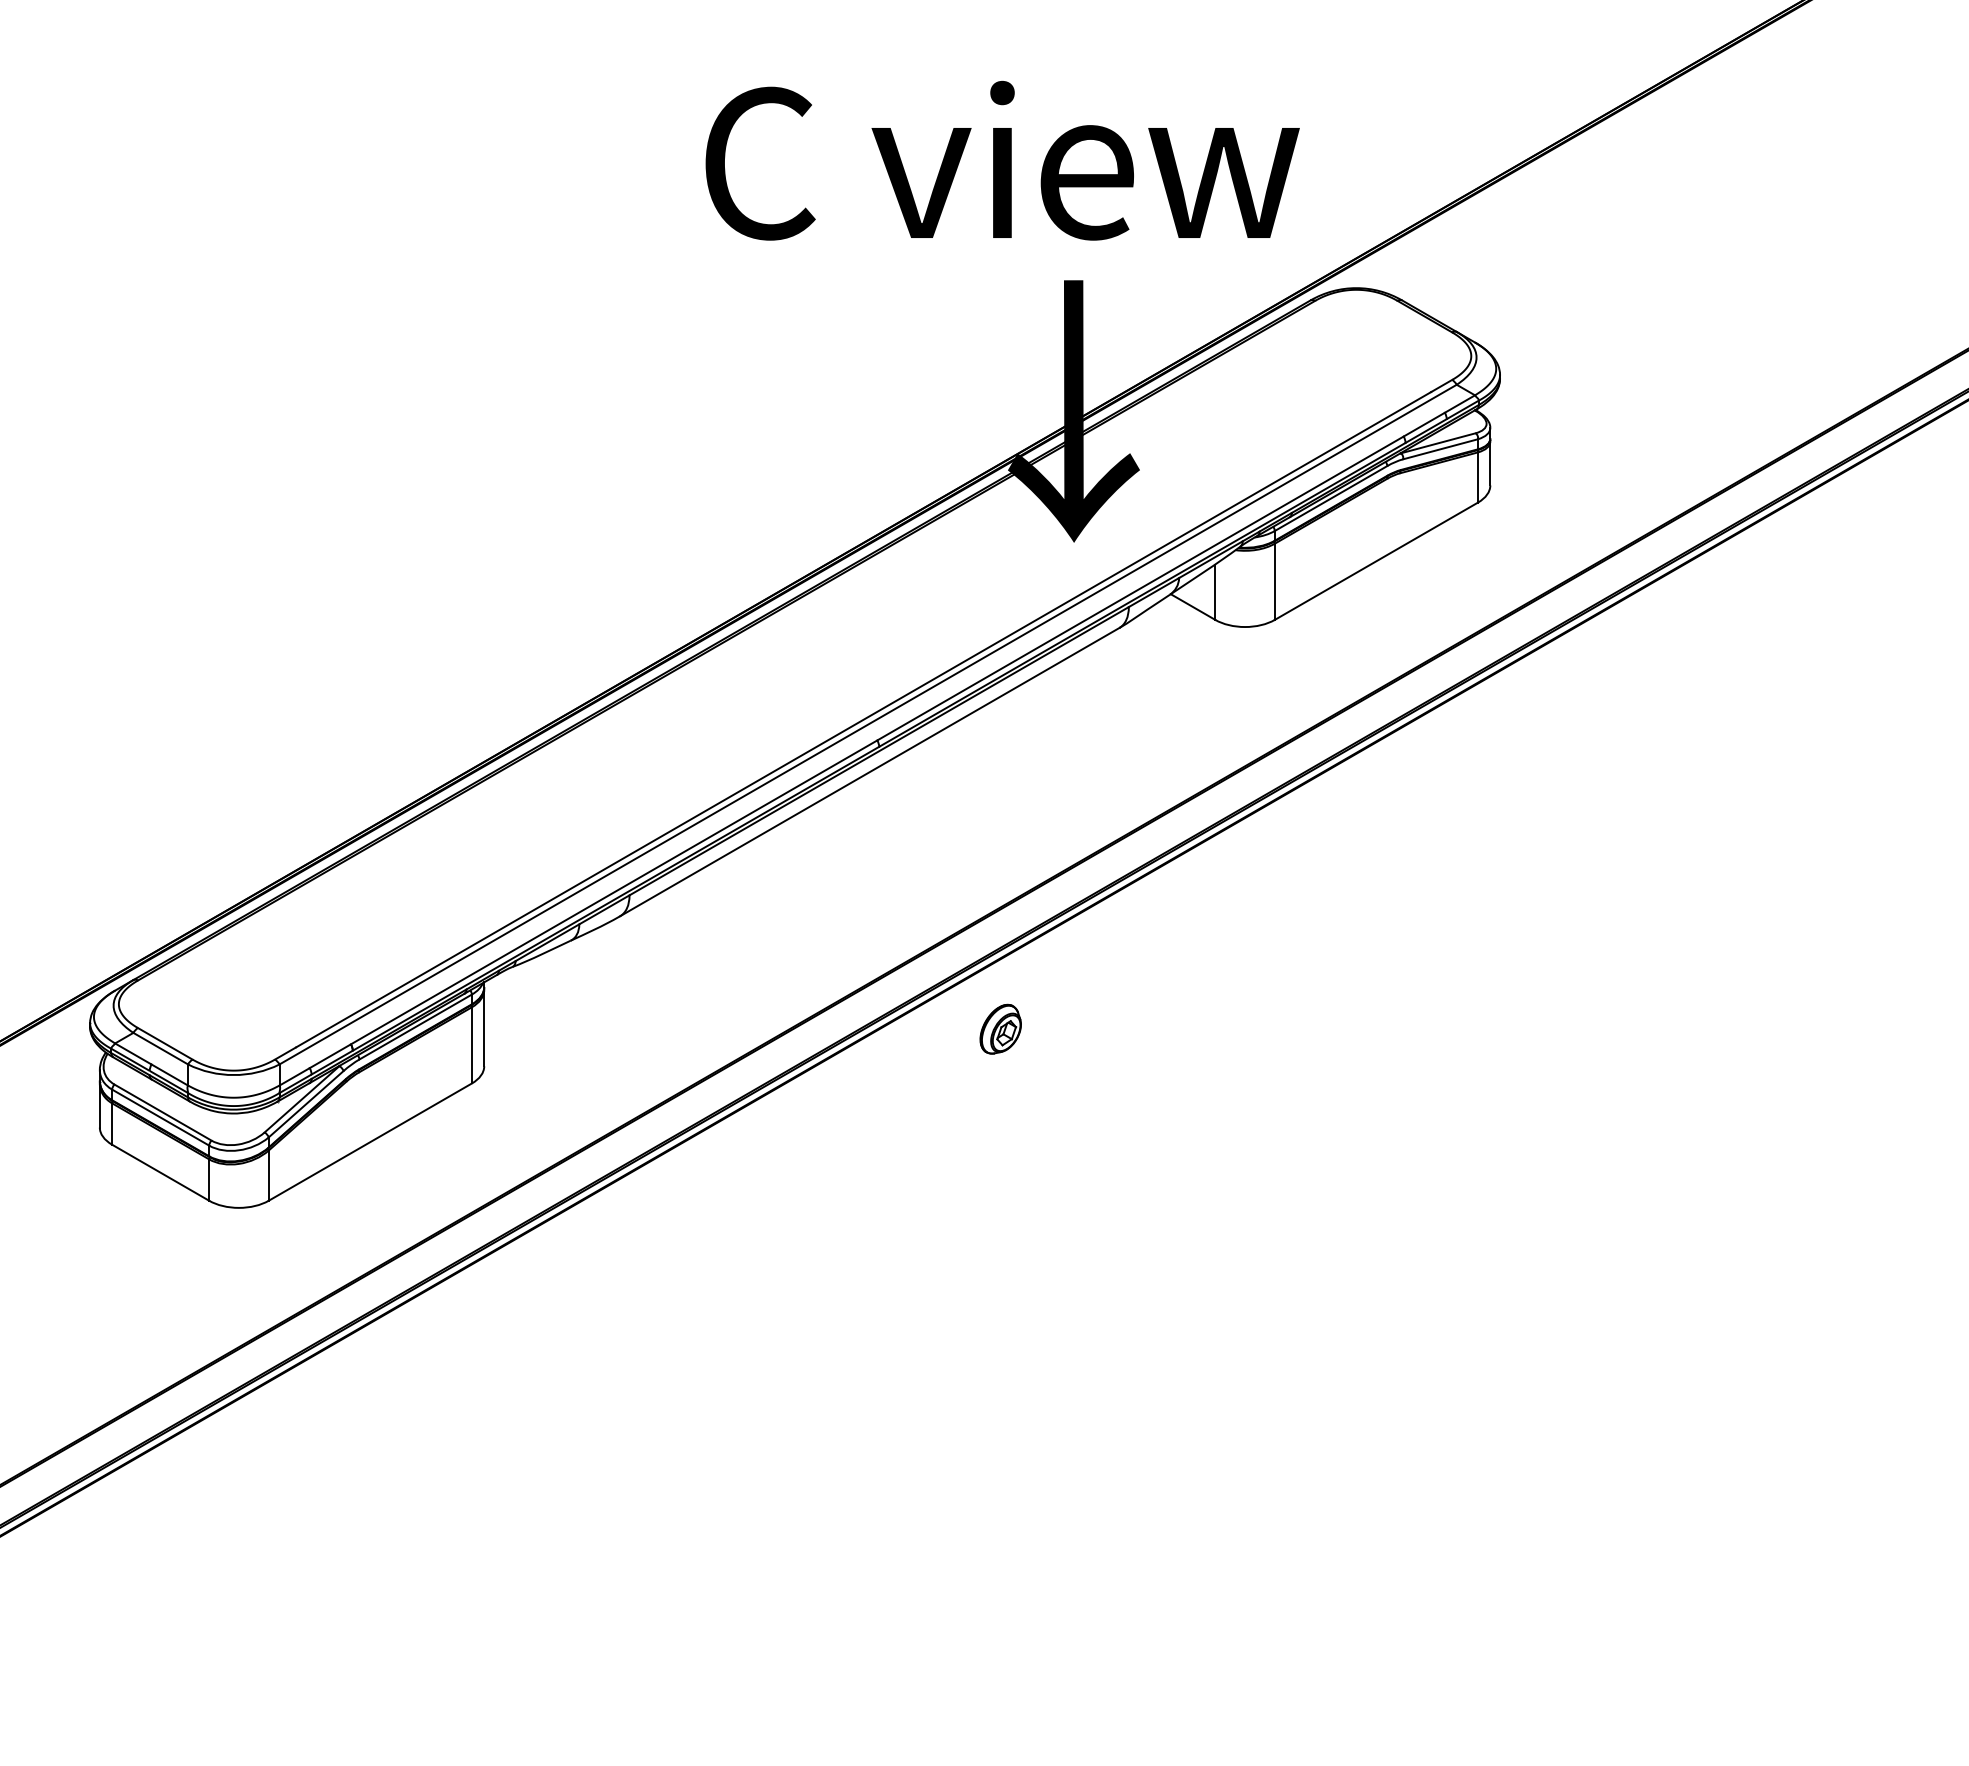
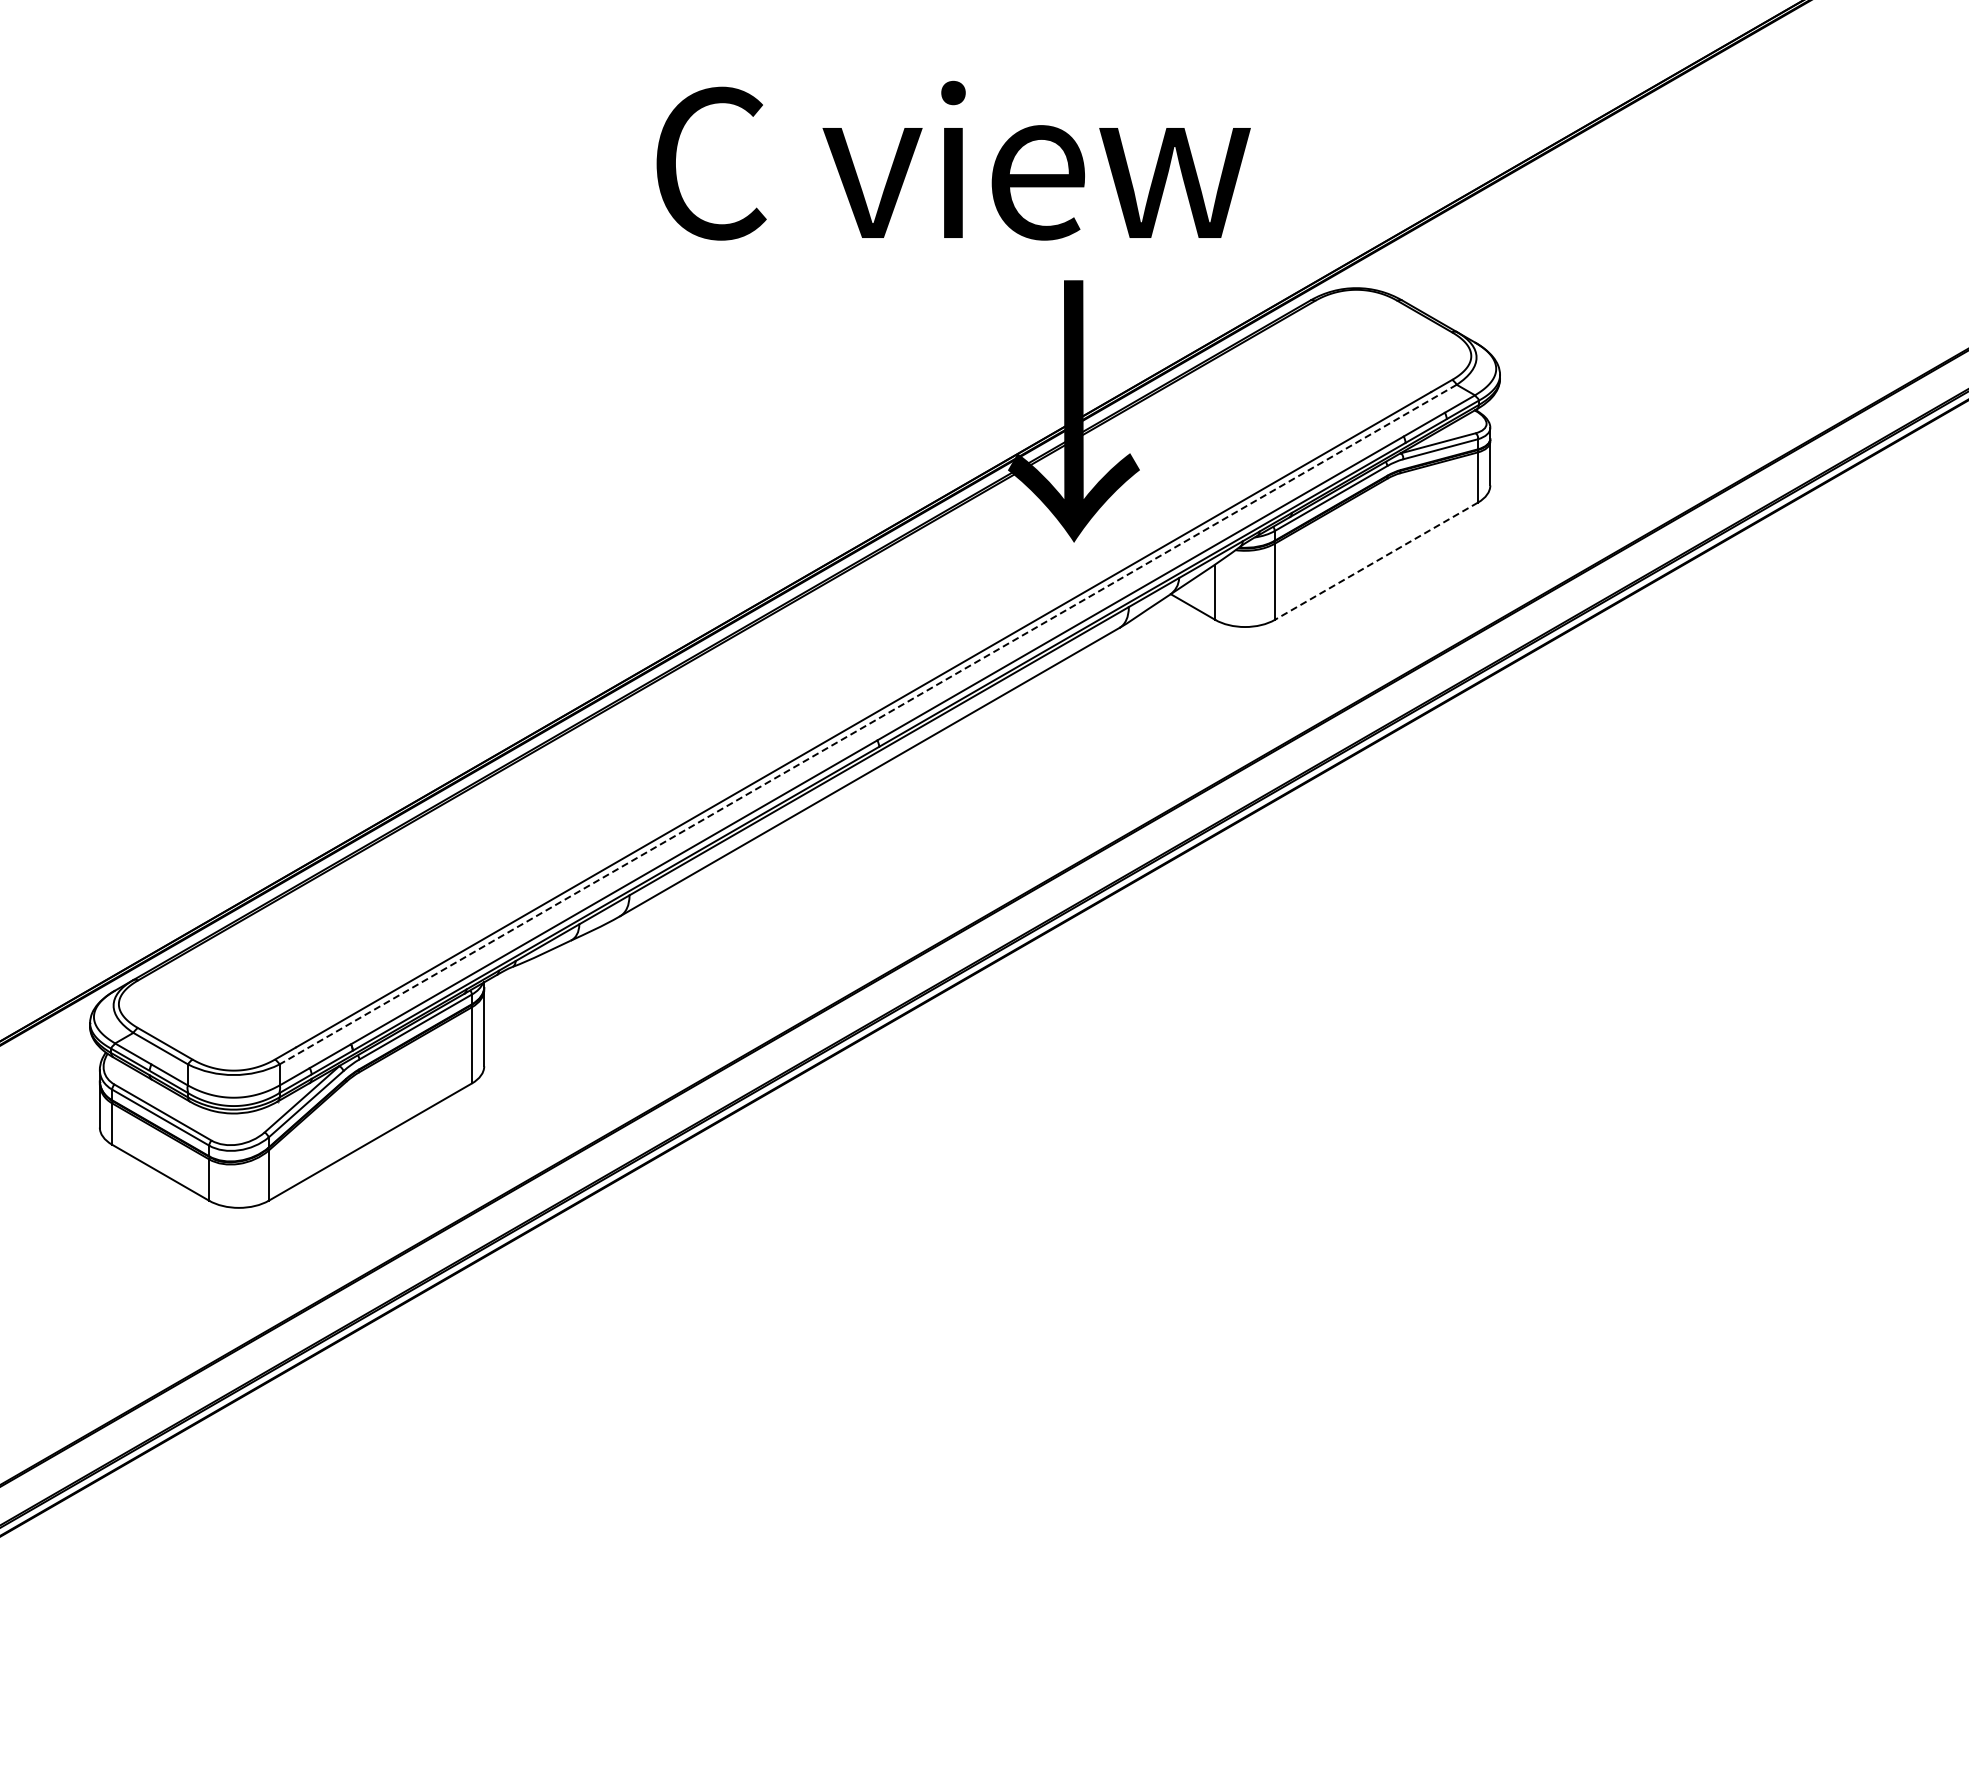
text position: (1002, 160) -> (953, 160) (953, 160)
line: solid -> dashed (1375, 561)
line: solid -> dashed (868, 724)
part: present -> none (1000, 1028)
